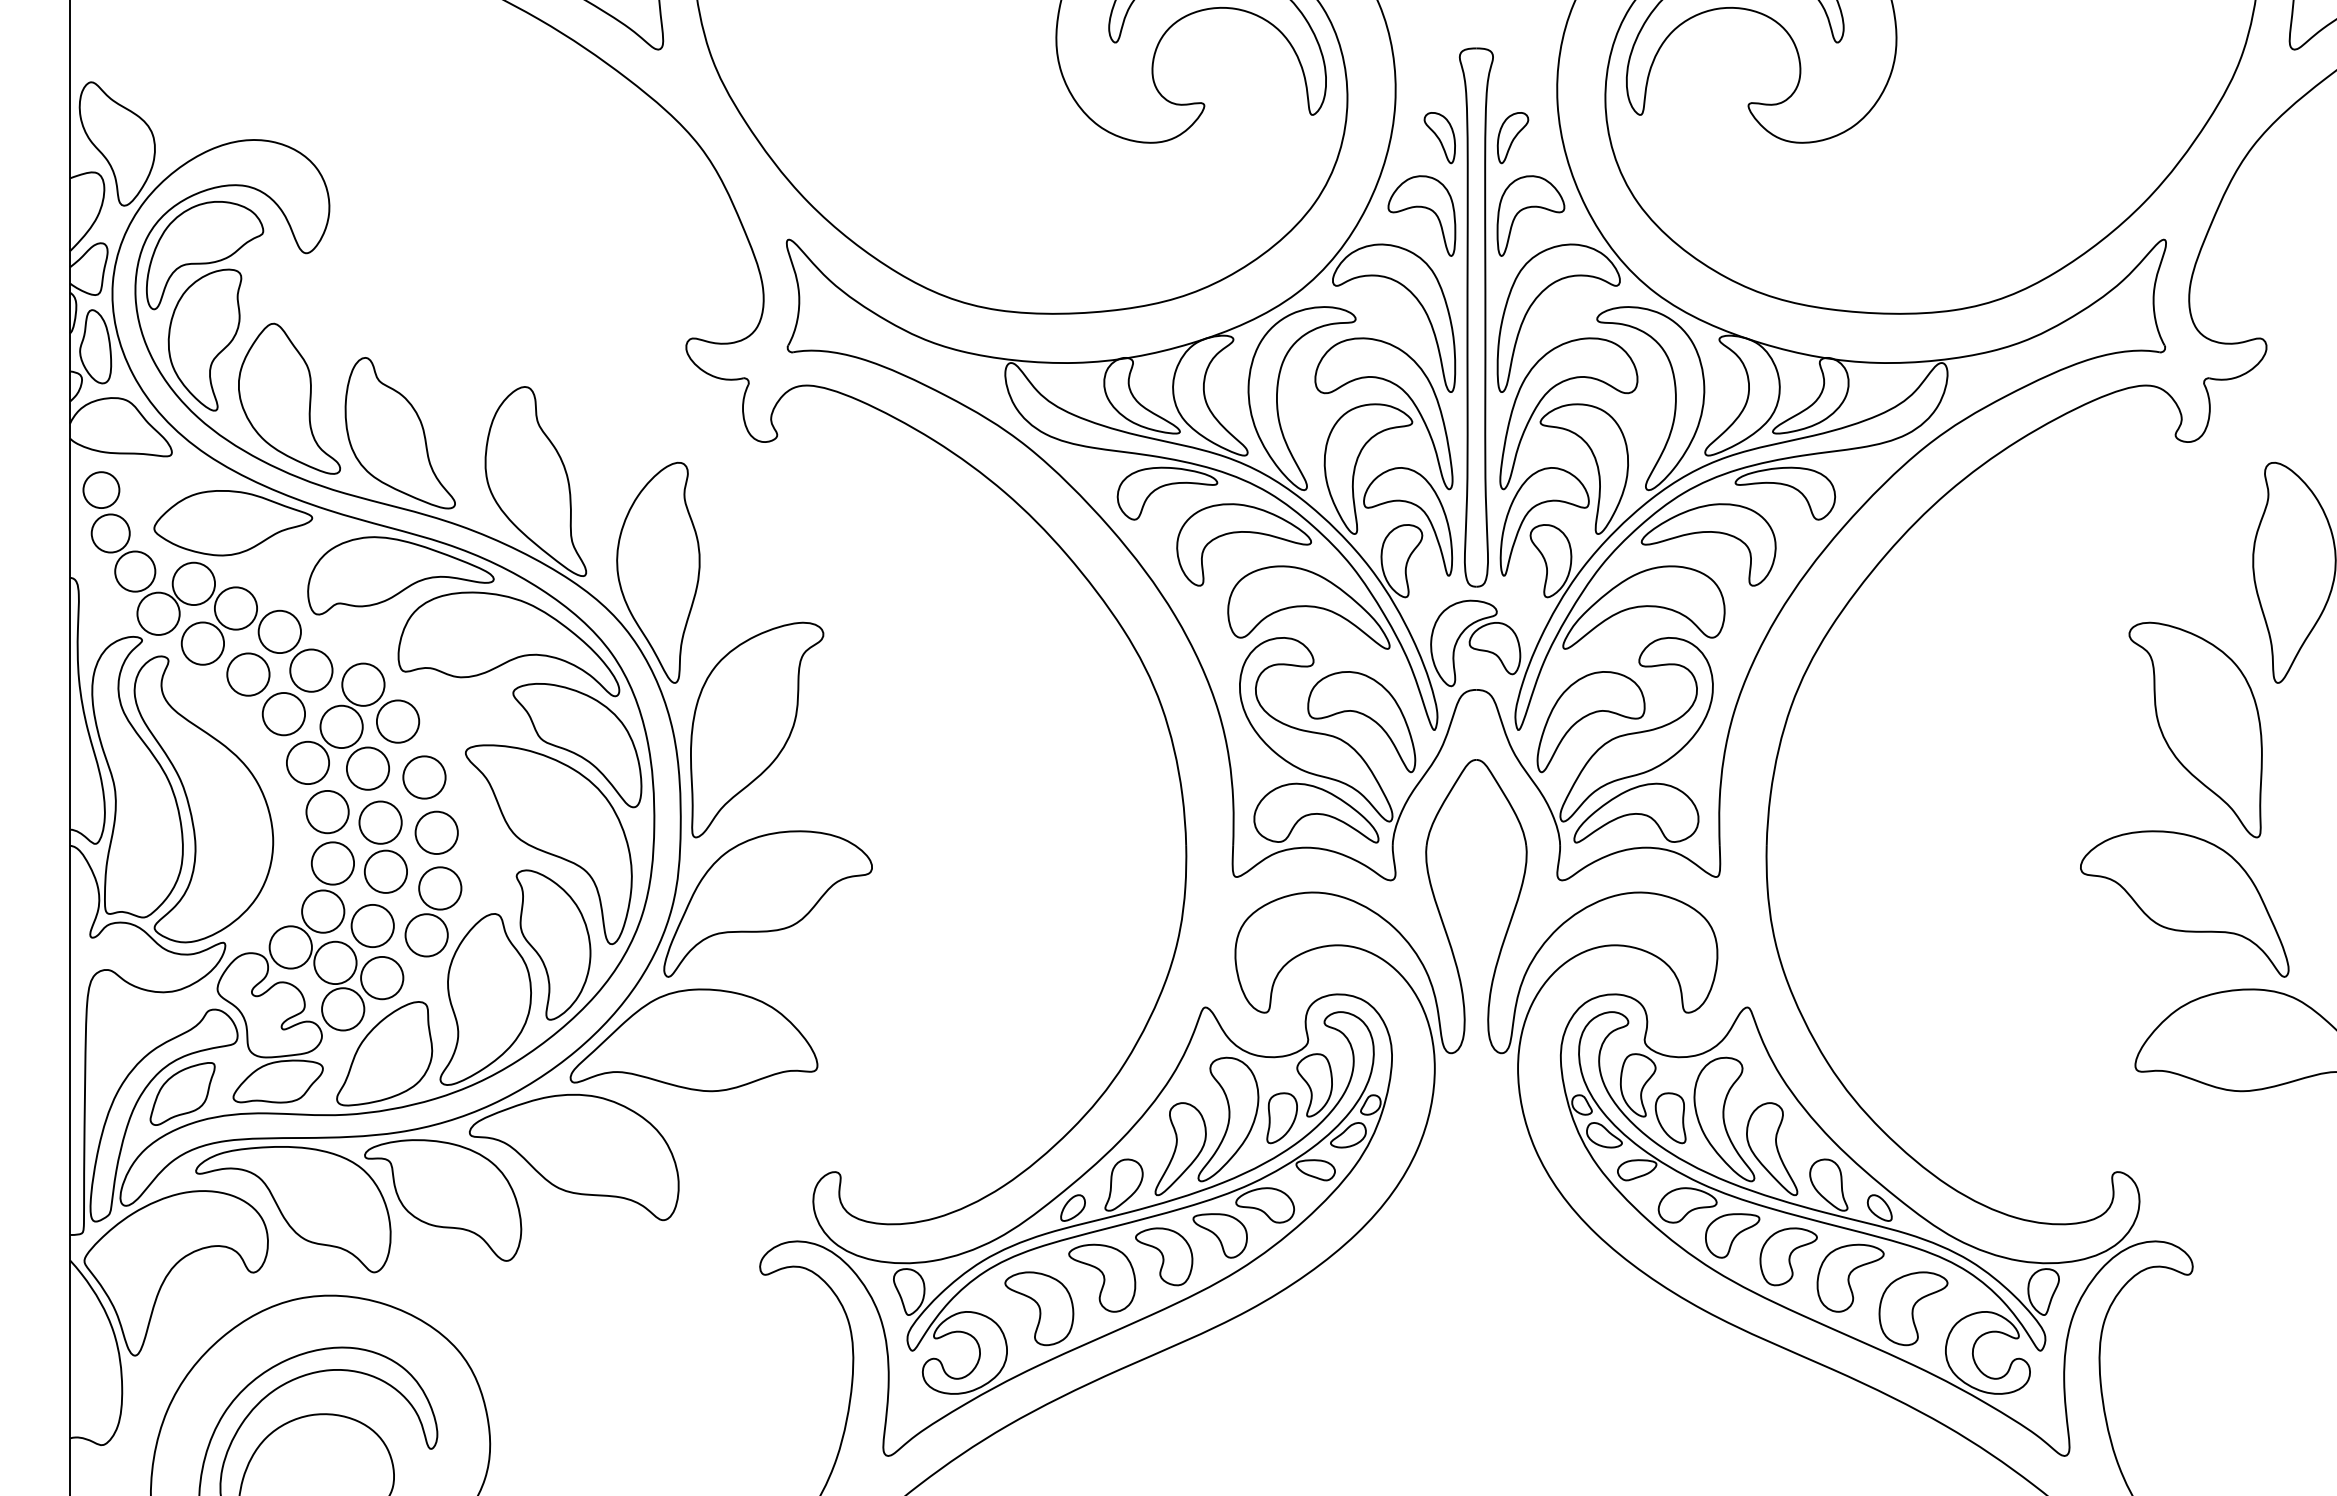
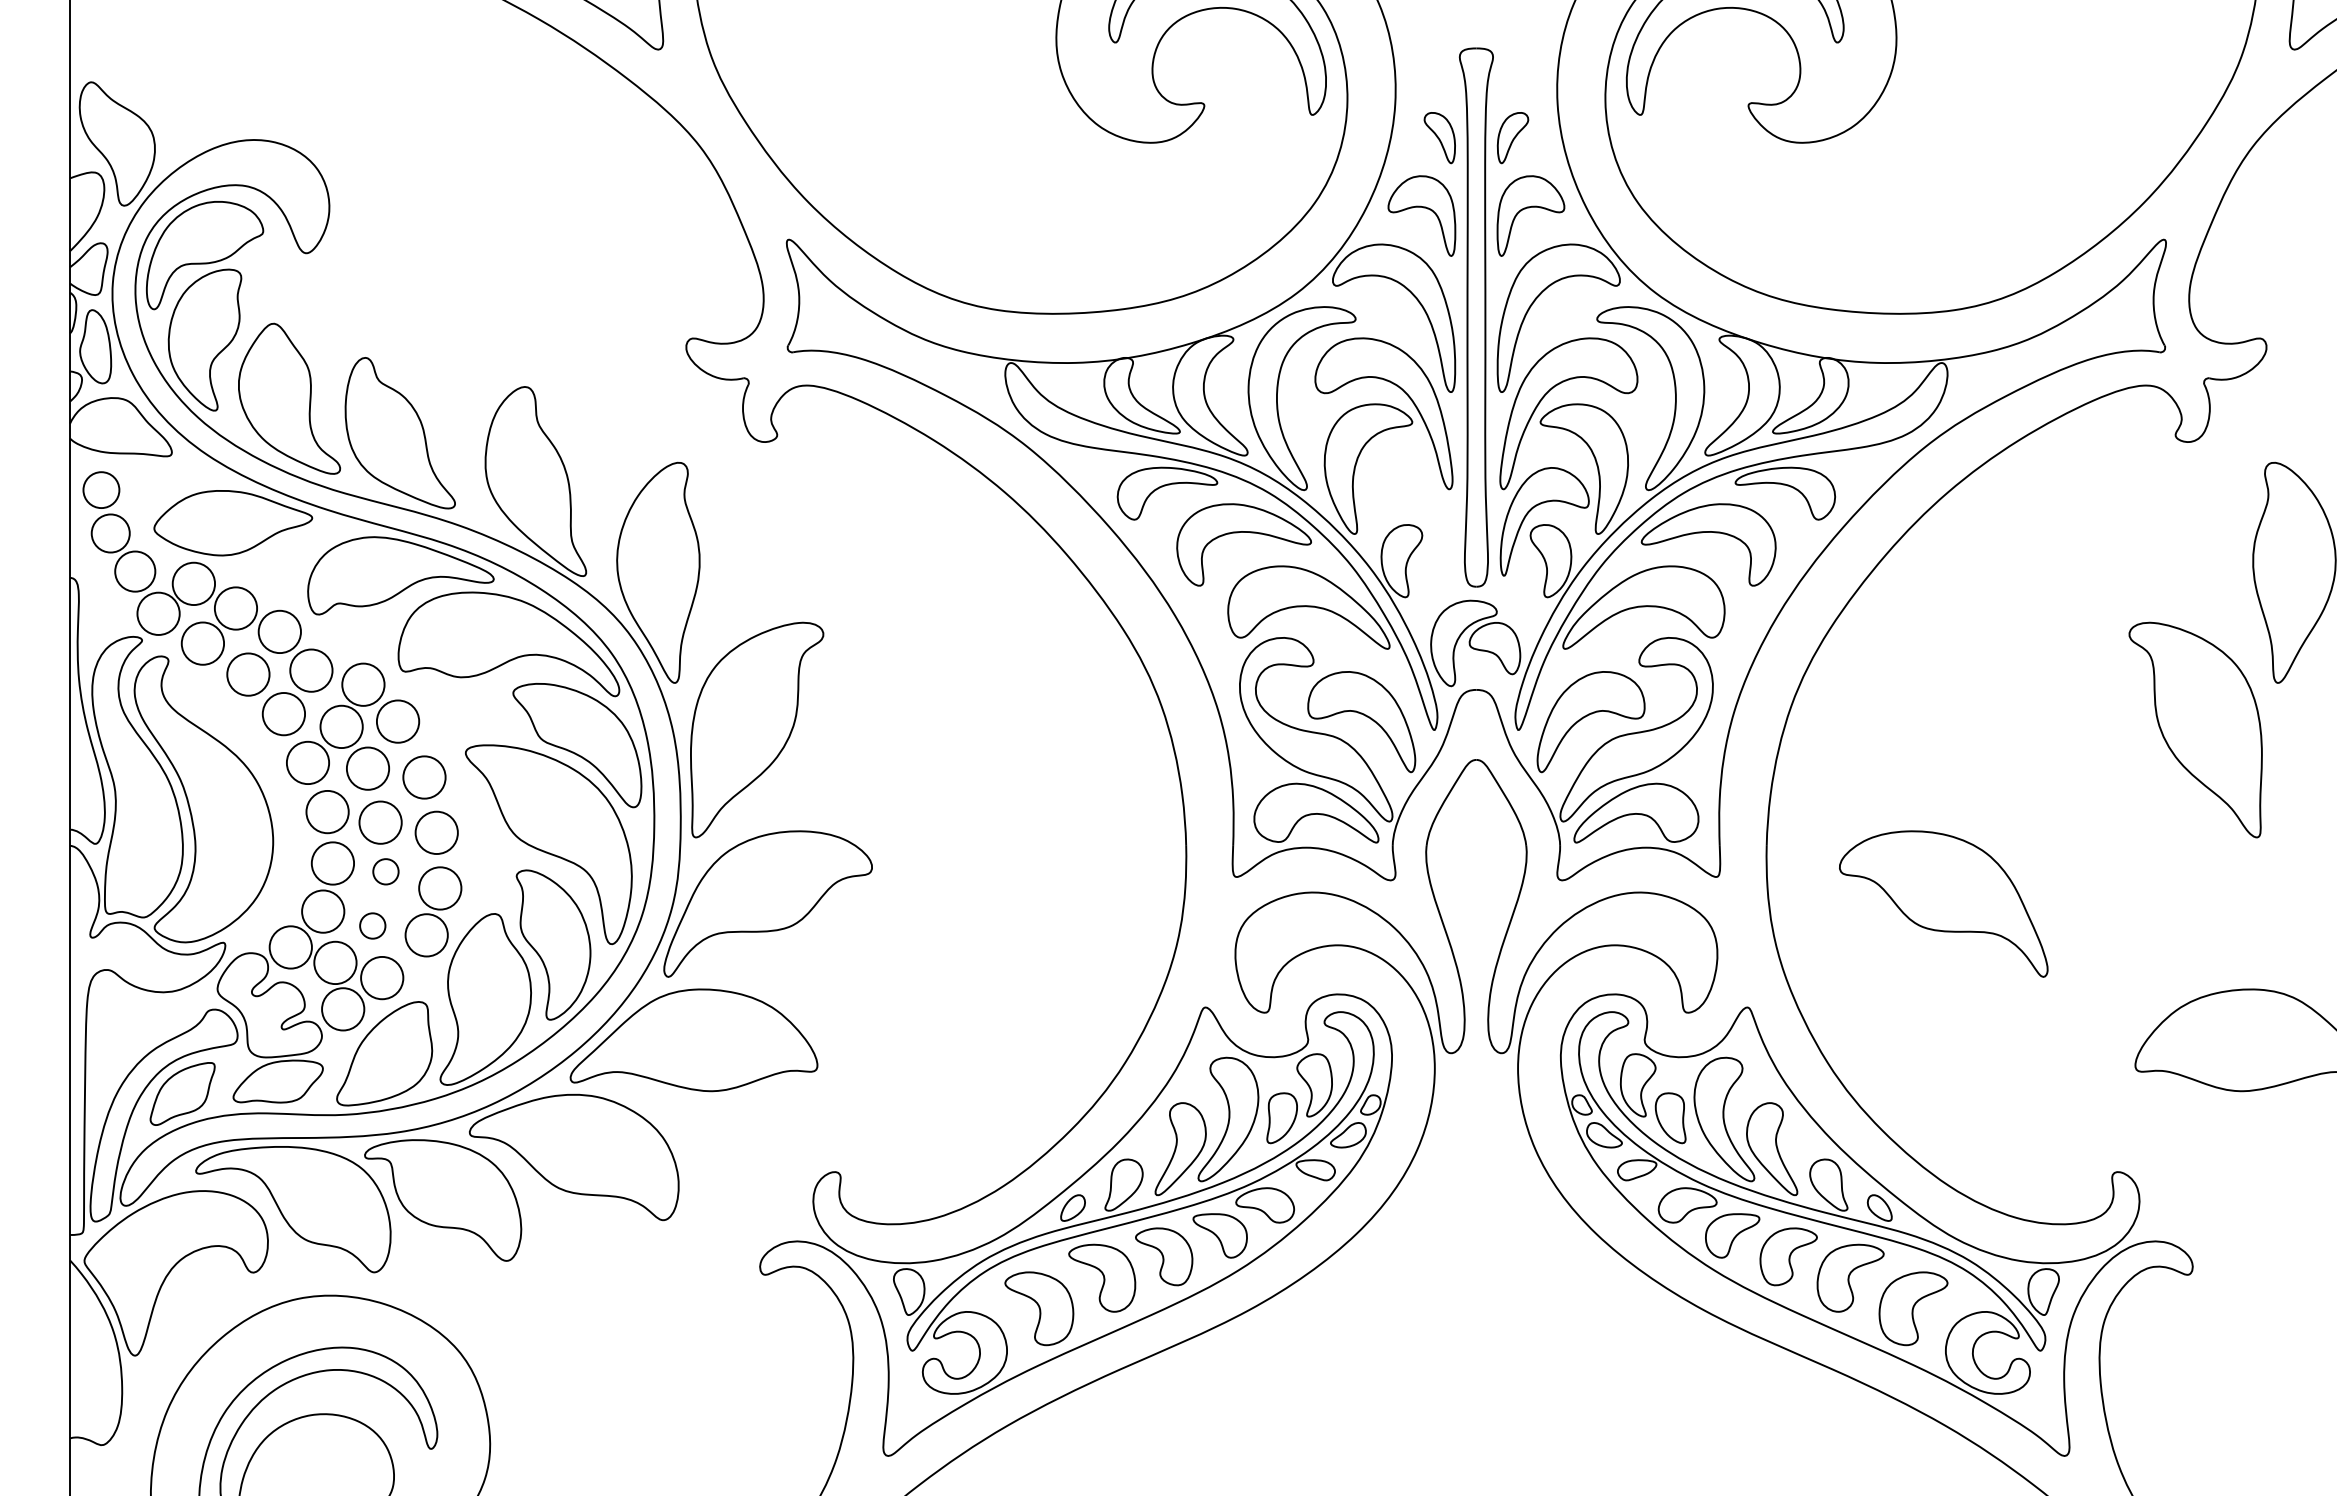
part: present -> none (1417, 507)
circle diameter: 42 px -> 25 px (385, 871)
part position: (2184, 903) -> (1943, 903) (1943, 903)
circle diameter: 42 px -> 25 px (372, 925)
